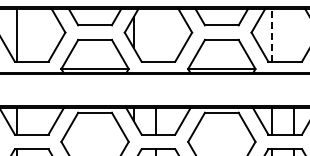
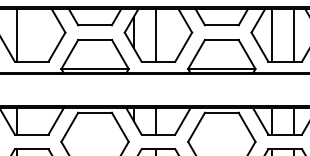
line: none -> present (155, 34)
line: none -> present (293, 34)
line: dashed -> solid (272, 35)
